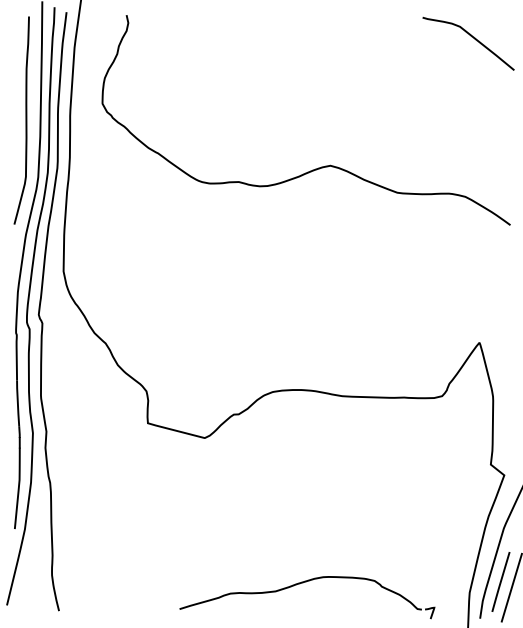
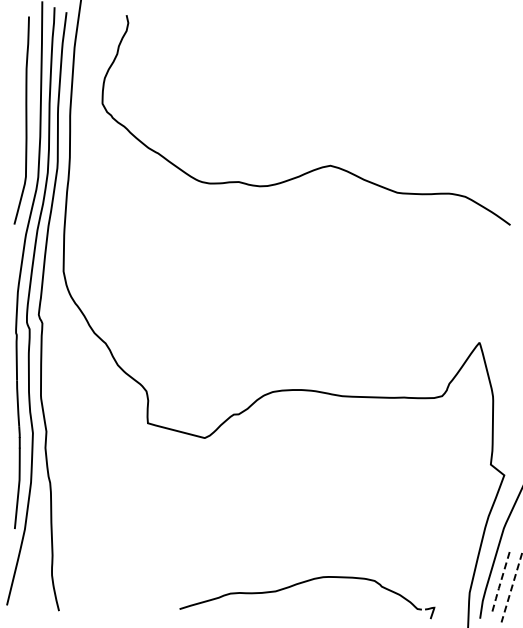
curve: present -> none (471, 37)
line: solid -> dashed (500, 582)
line: solid -> dashed (511, 588)
